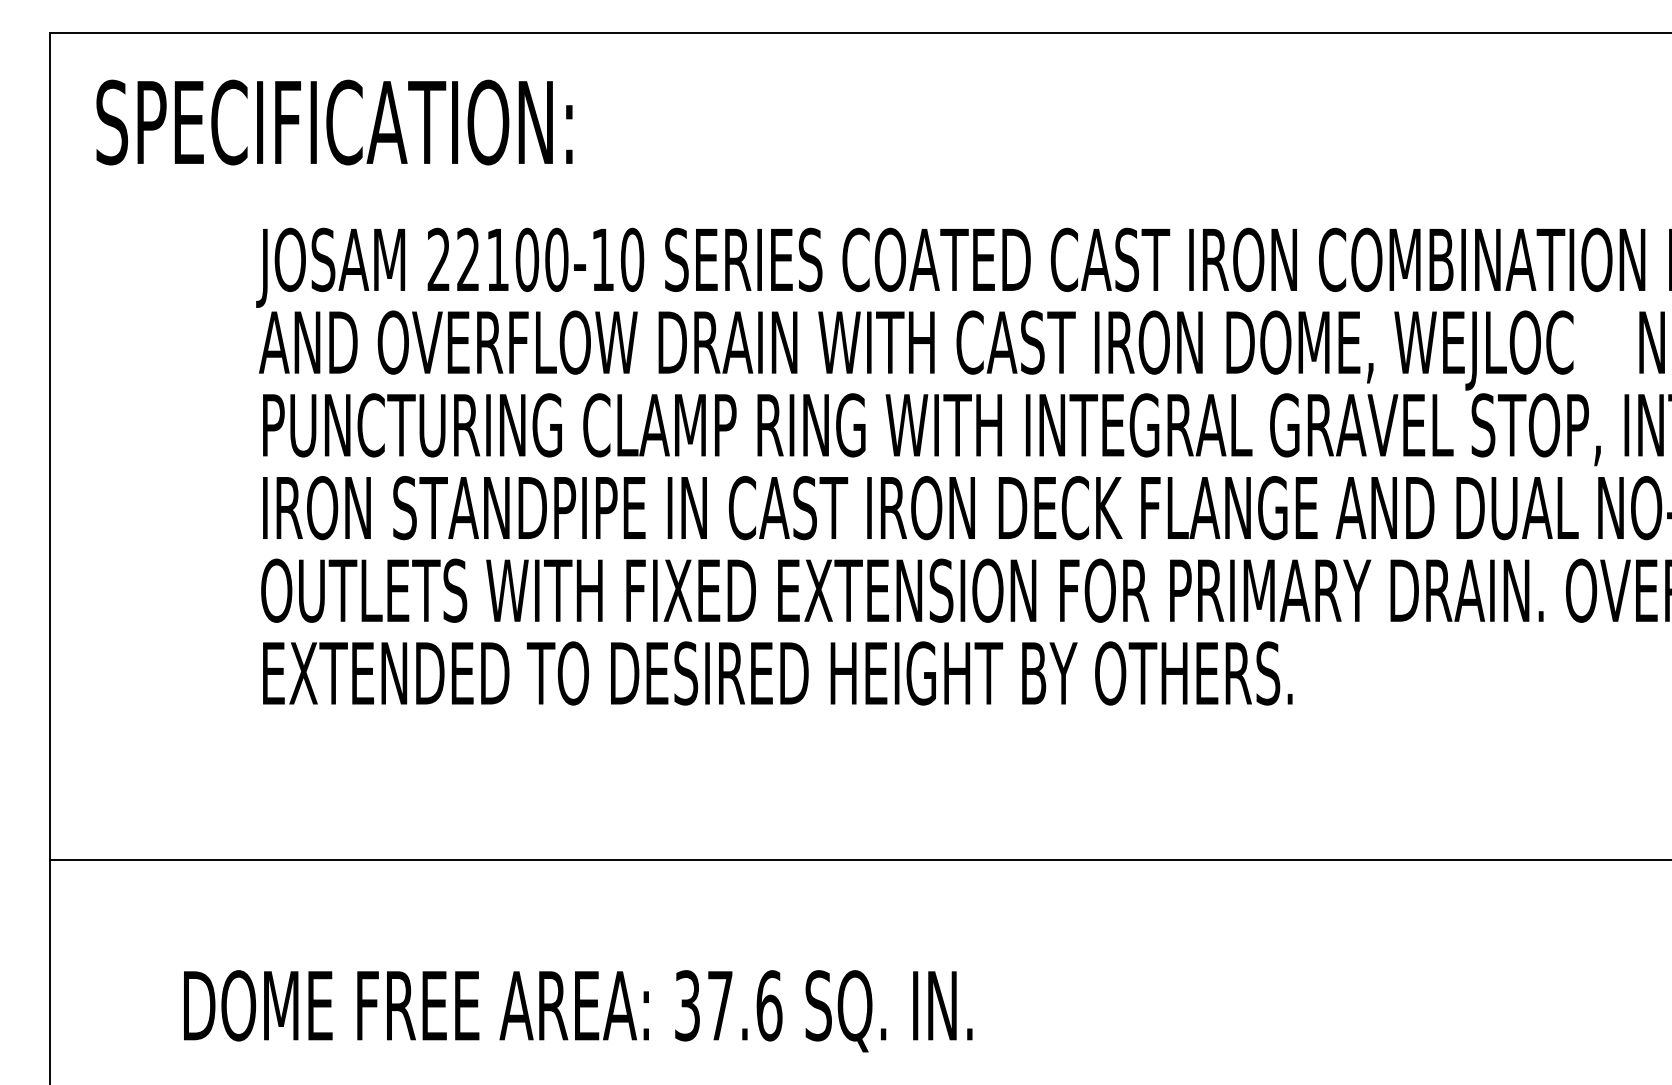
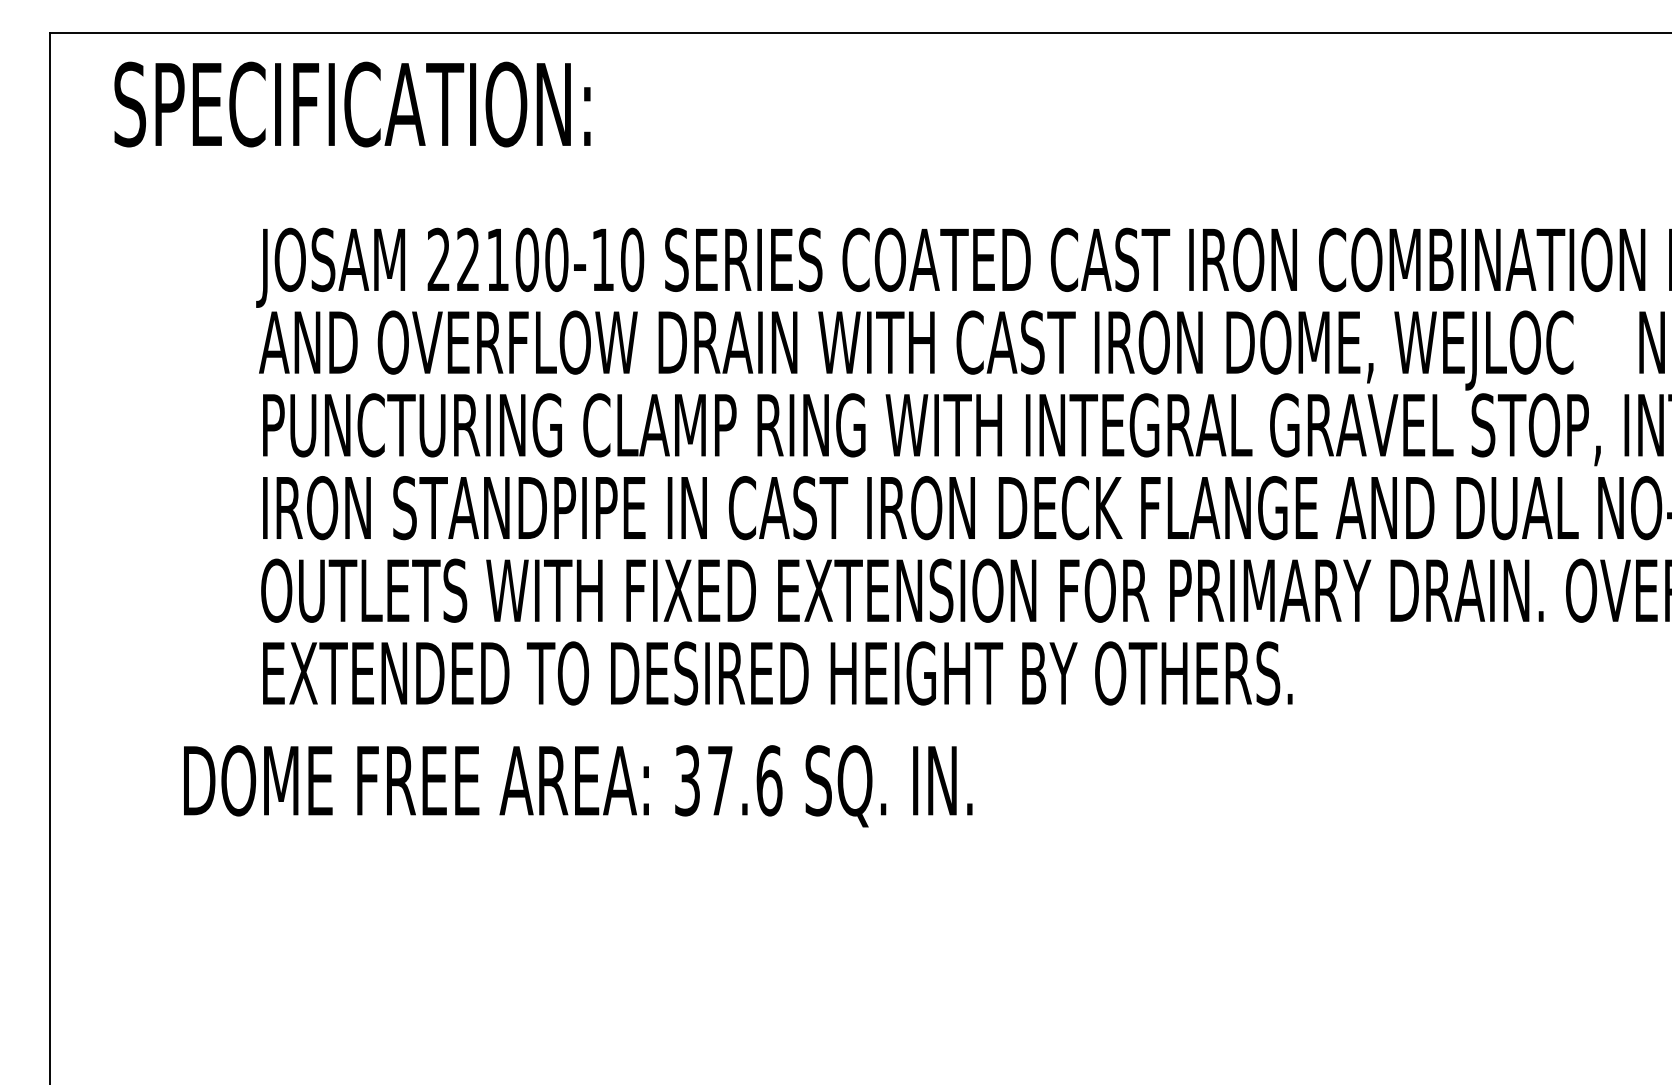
text position: (334, 122) -> (352, 104) (352, 104)
line: present -> none (859, 859)
text position: (578, 1011) -> (578, 786) (578, 786)
